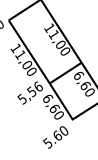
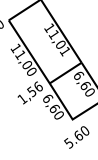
text: 11,00 -> 11,01 (65, 51)
text: 5,56 -> 1,56 (22, 99)
text position: (55, 137) -> (76, 137) (76, 137)
